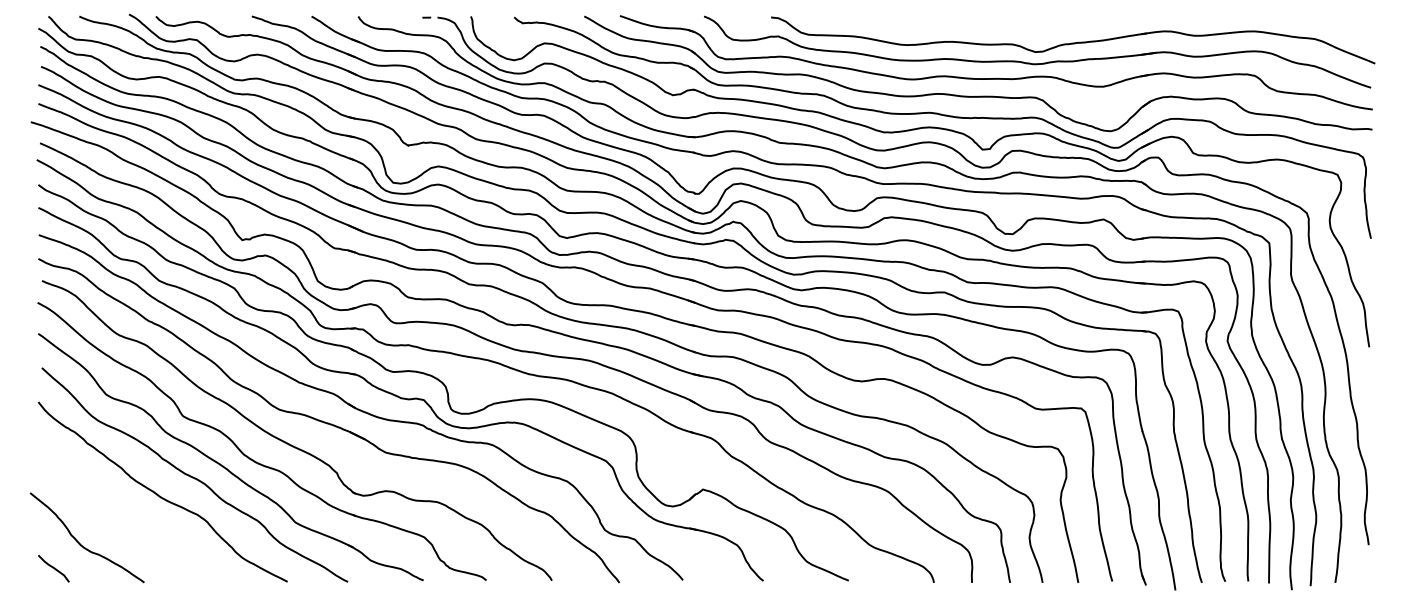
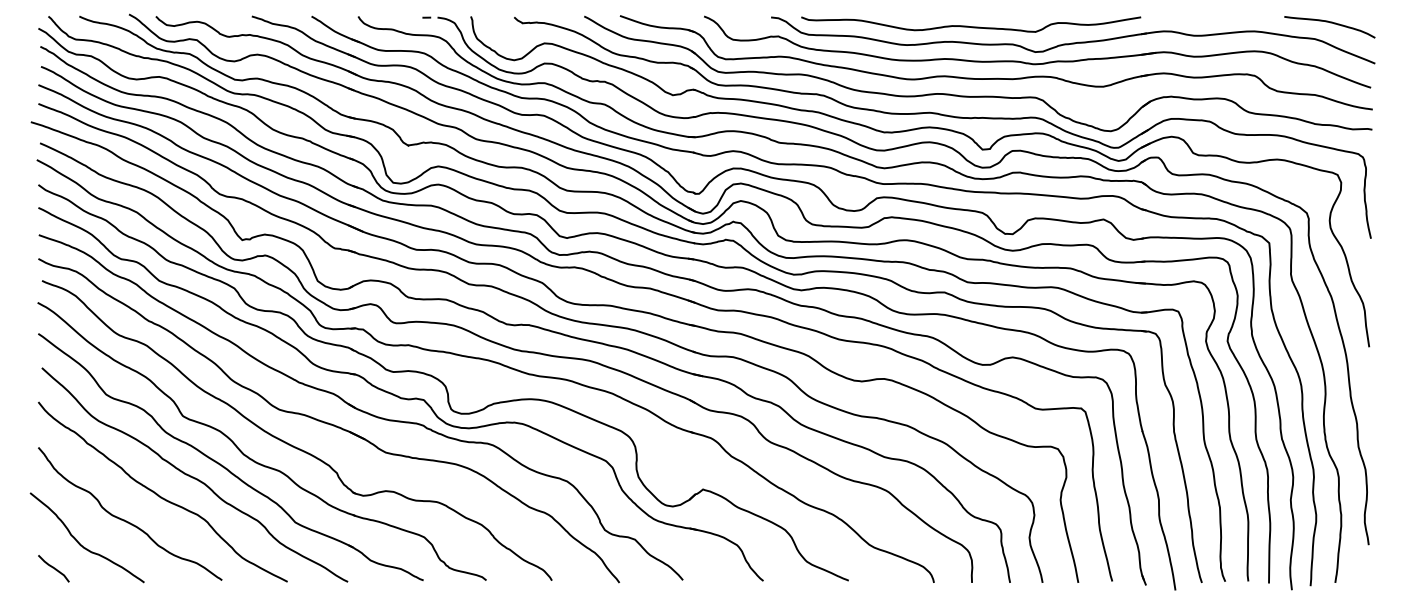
curve: none -> present (1330, 23)
curve: none -> present (971, 26)
curve: none -> present (126, 520)
